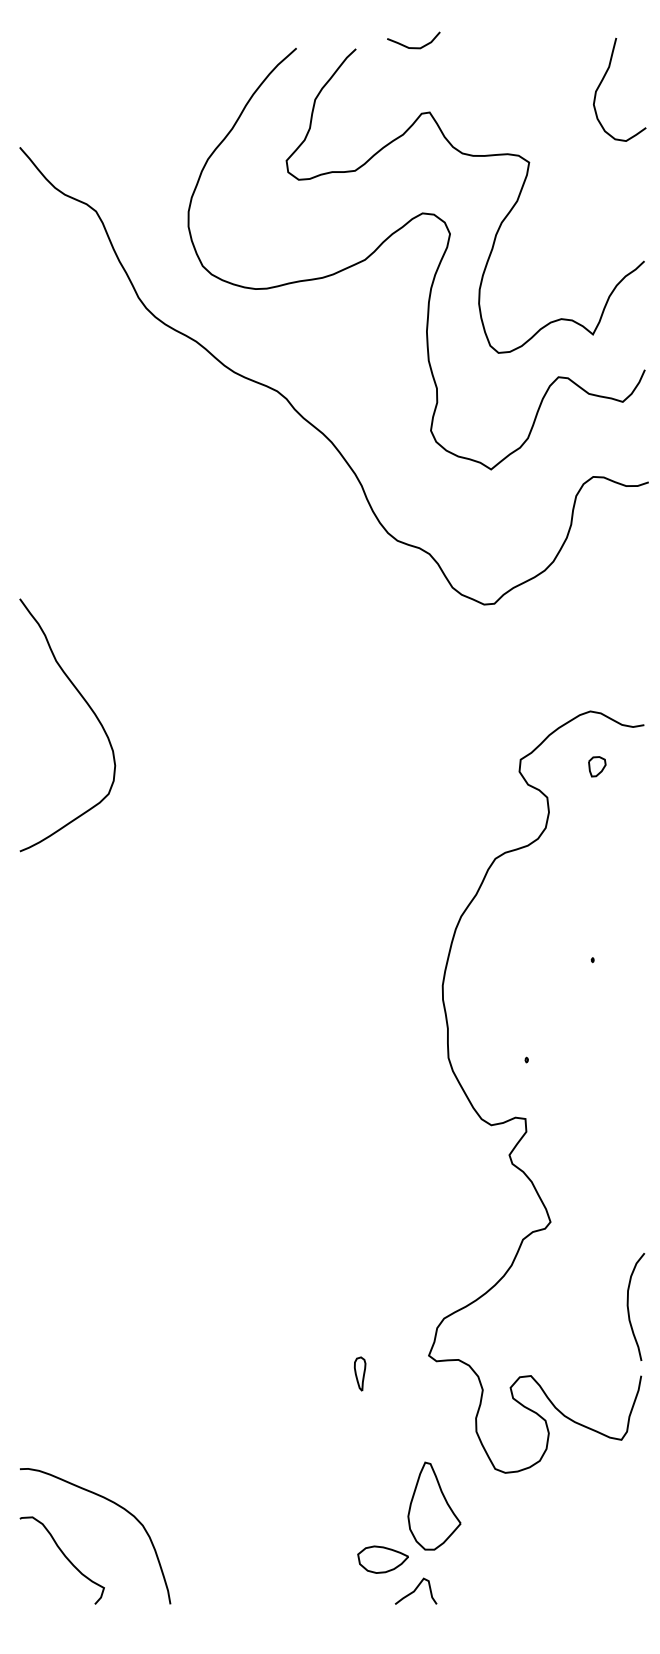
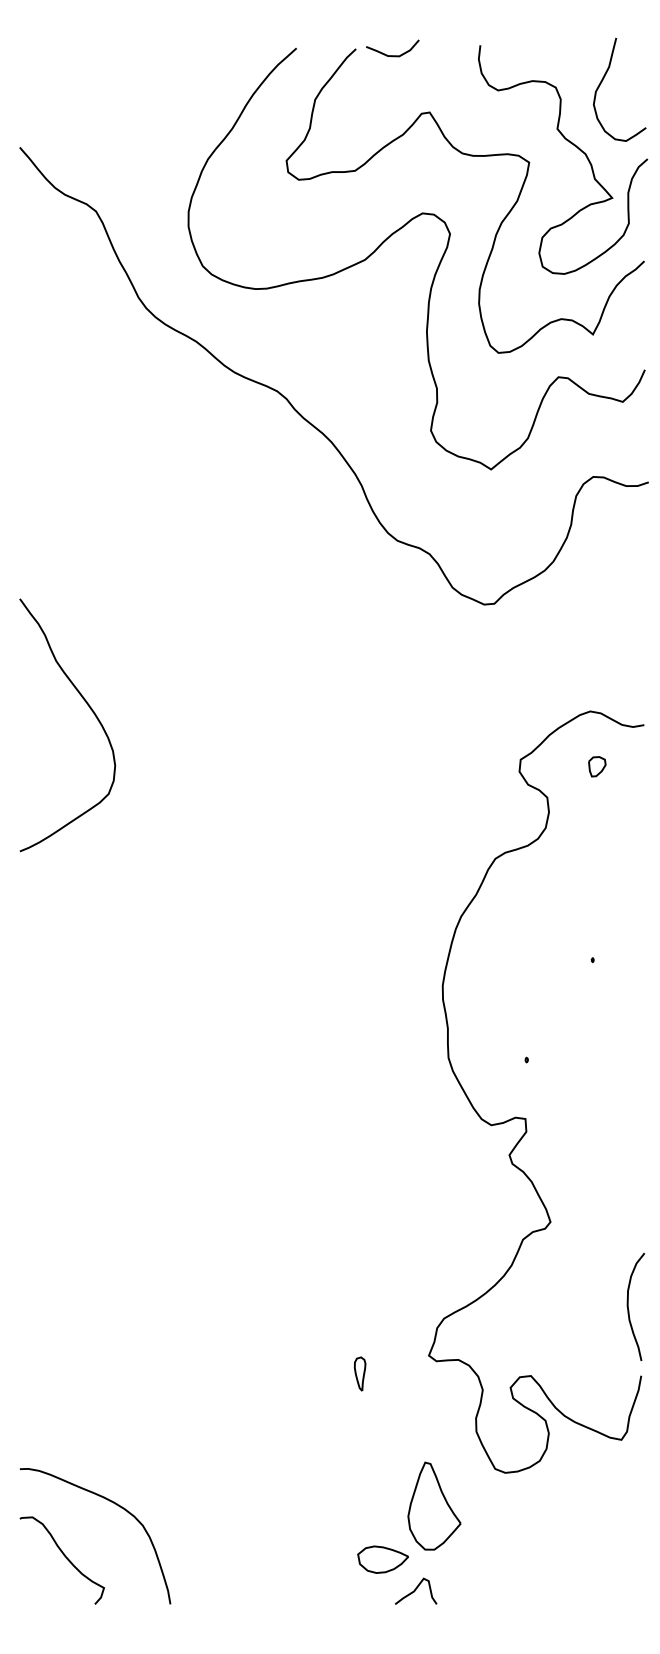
curve position: (413, 47) -> (392, 55) (392, 55)
curve: none -> present (571, 144)
